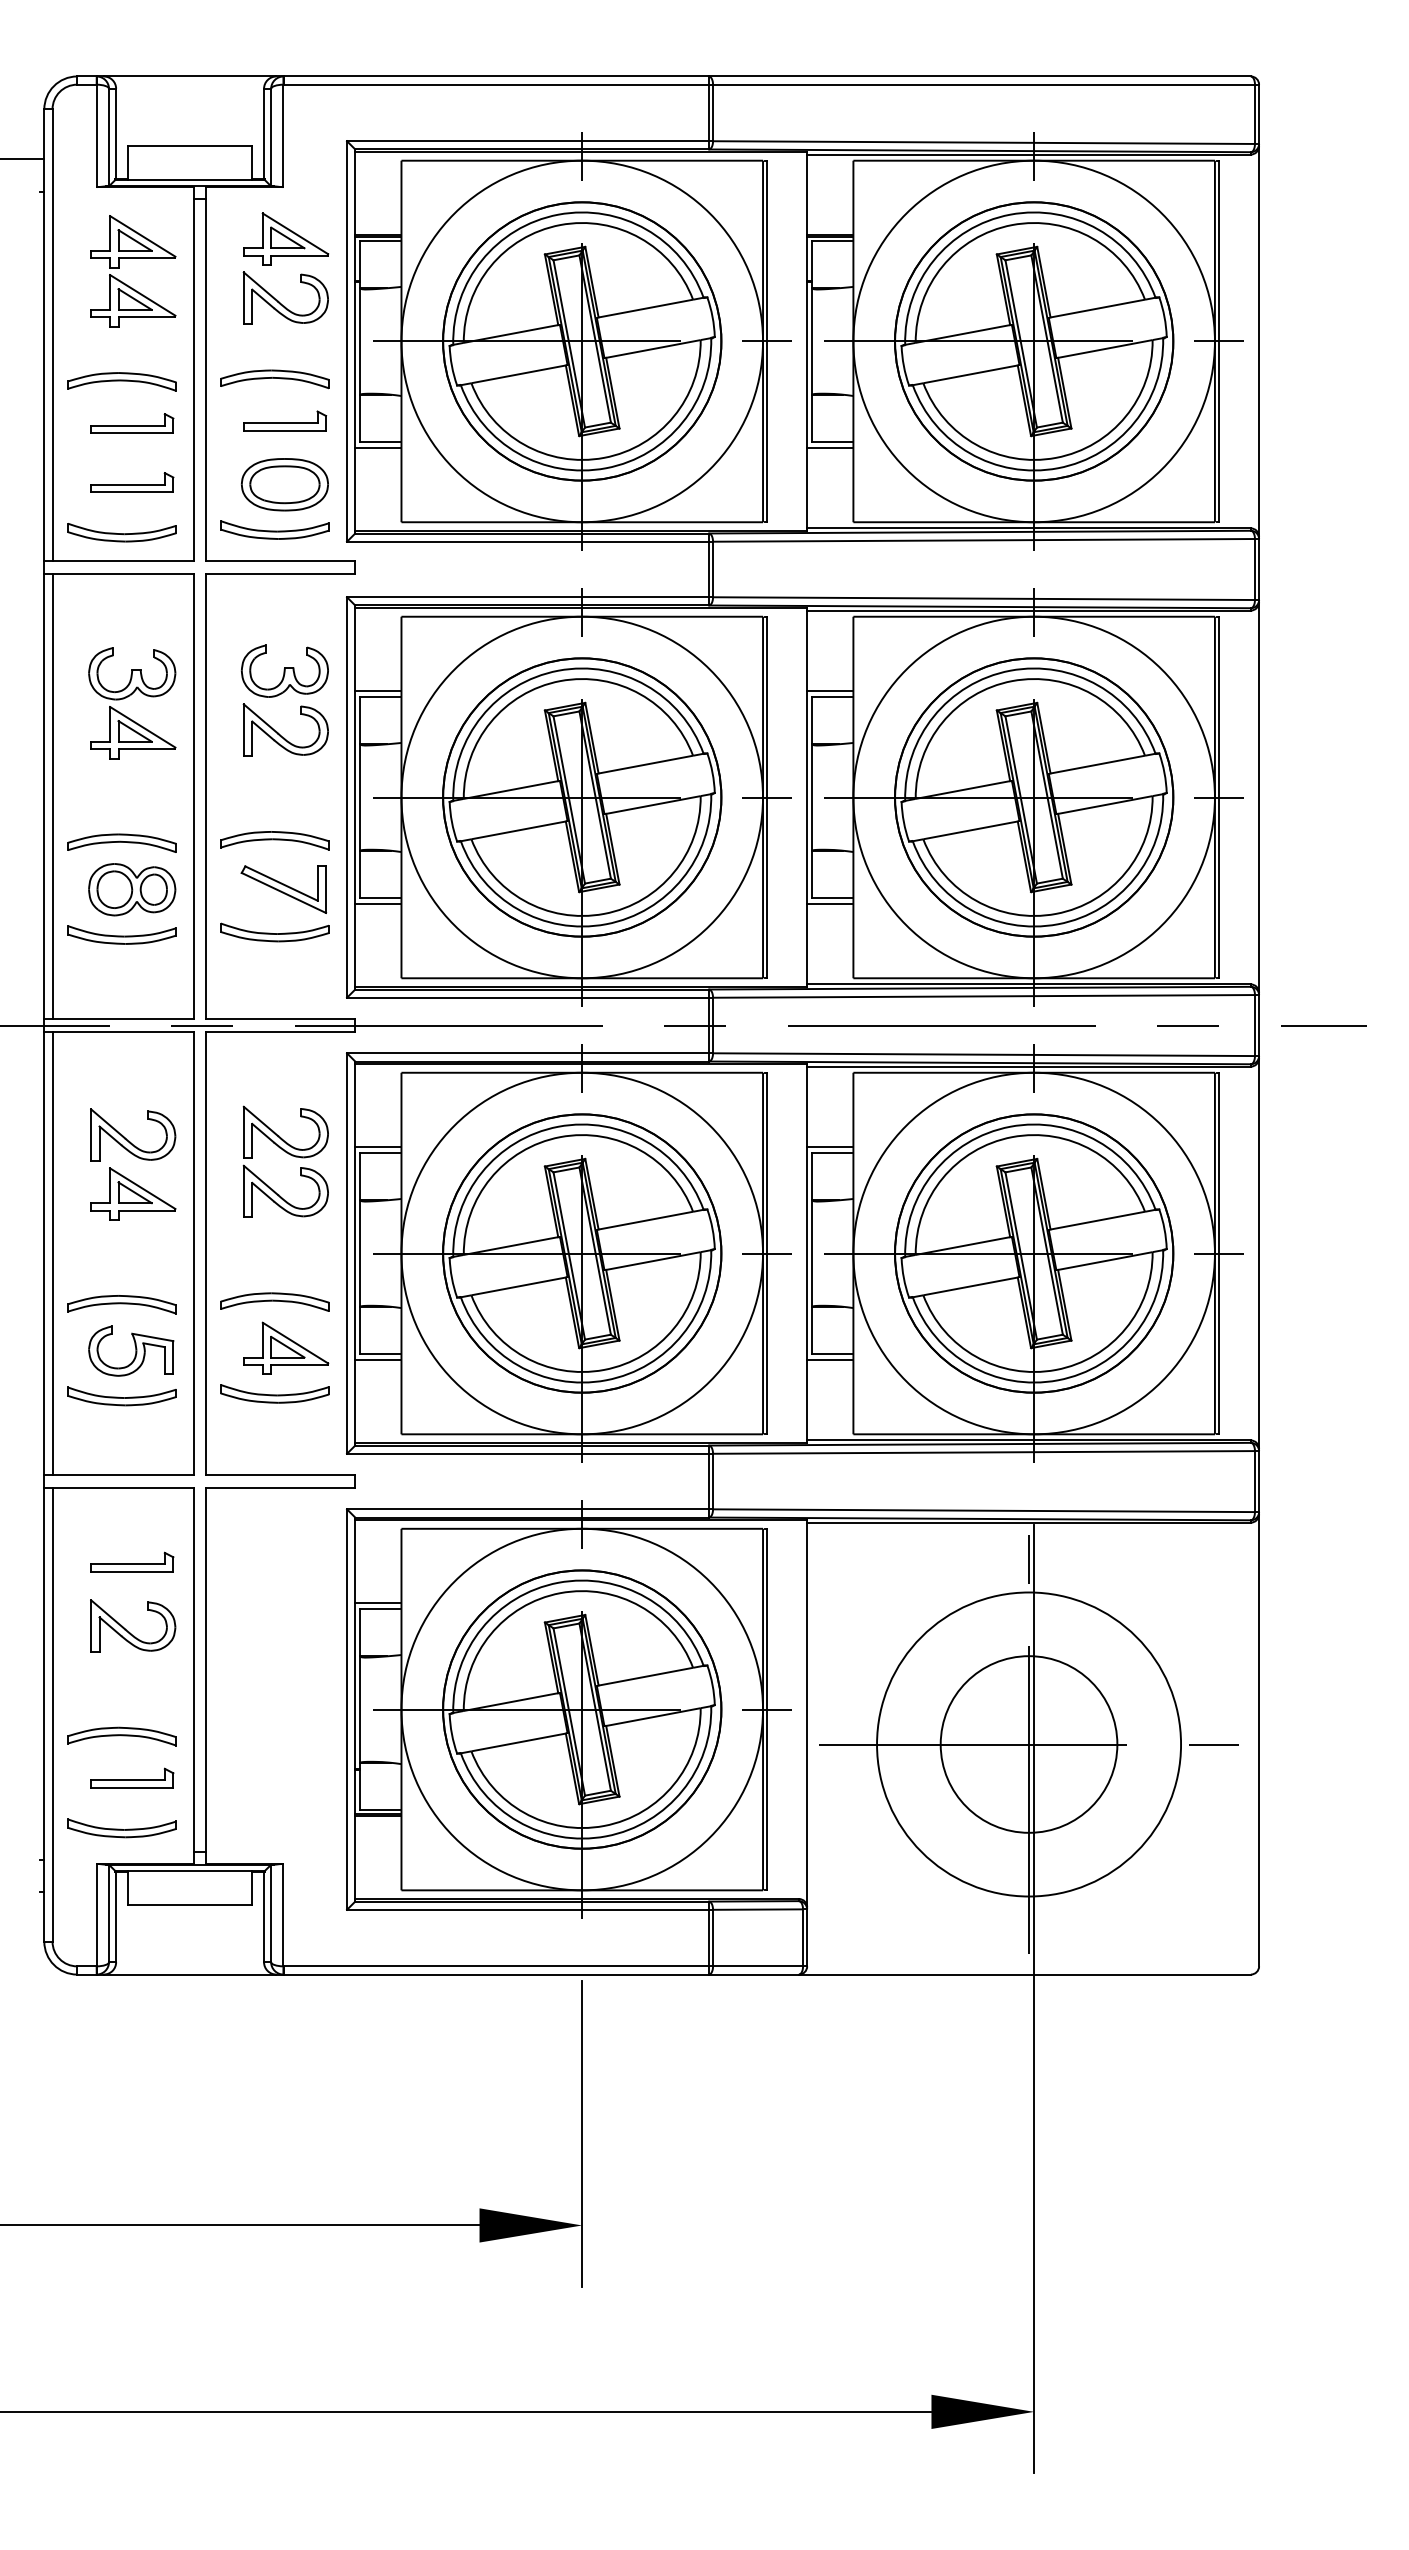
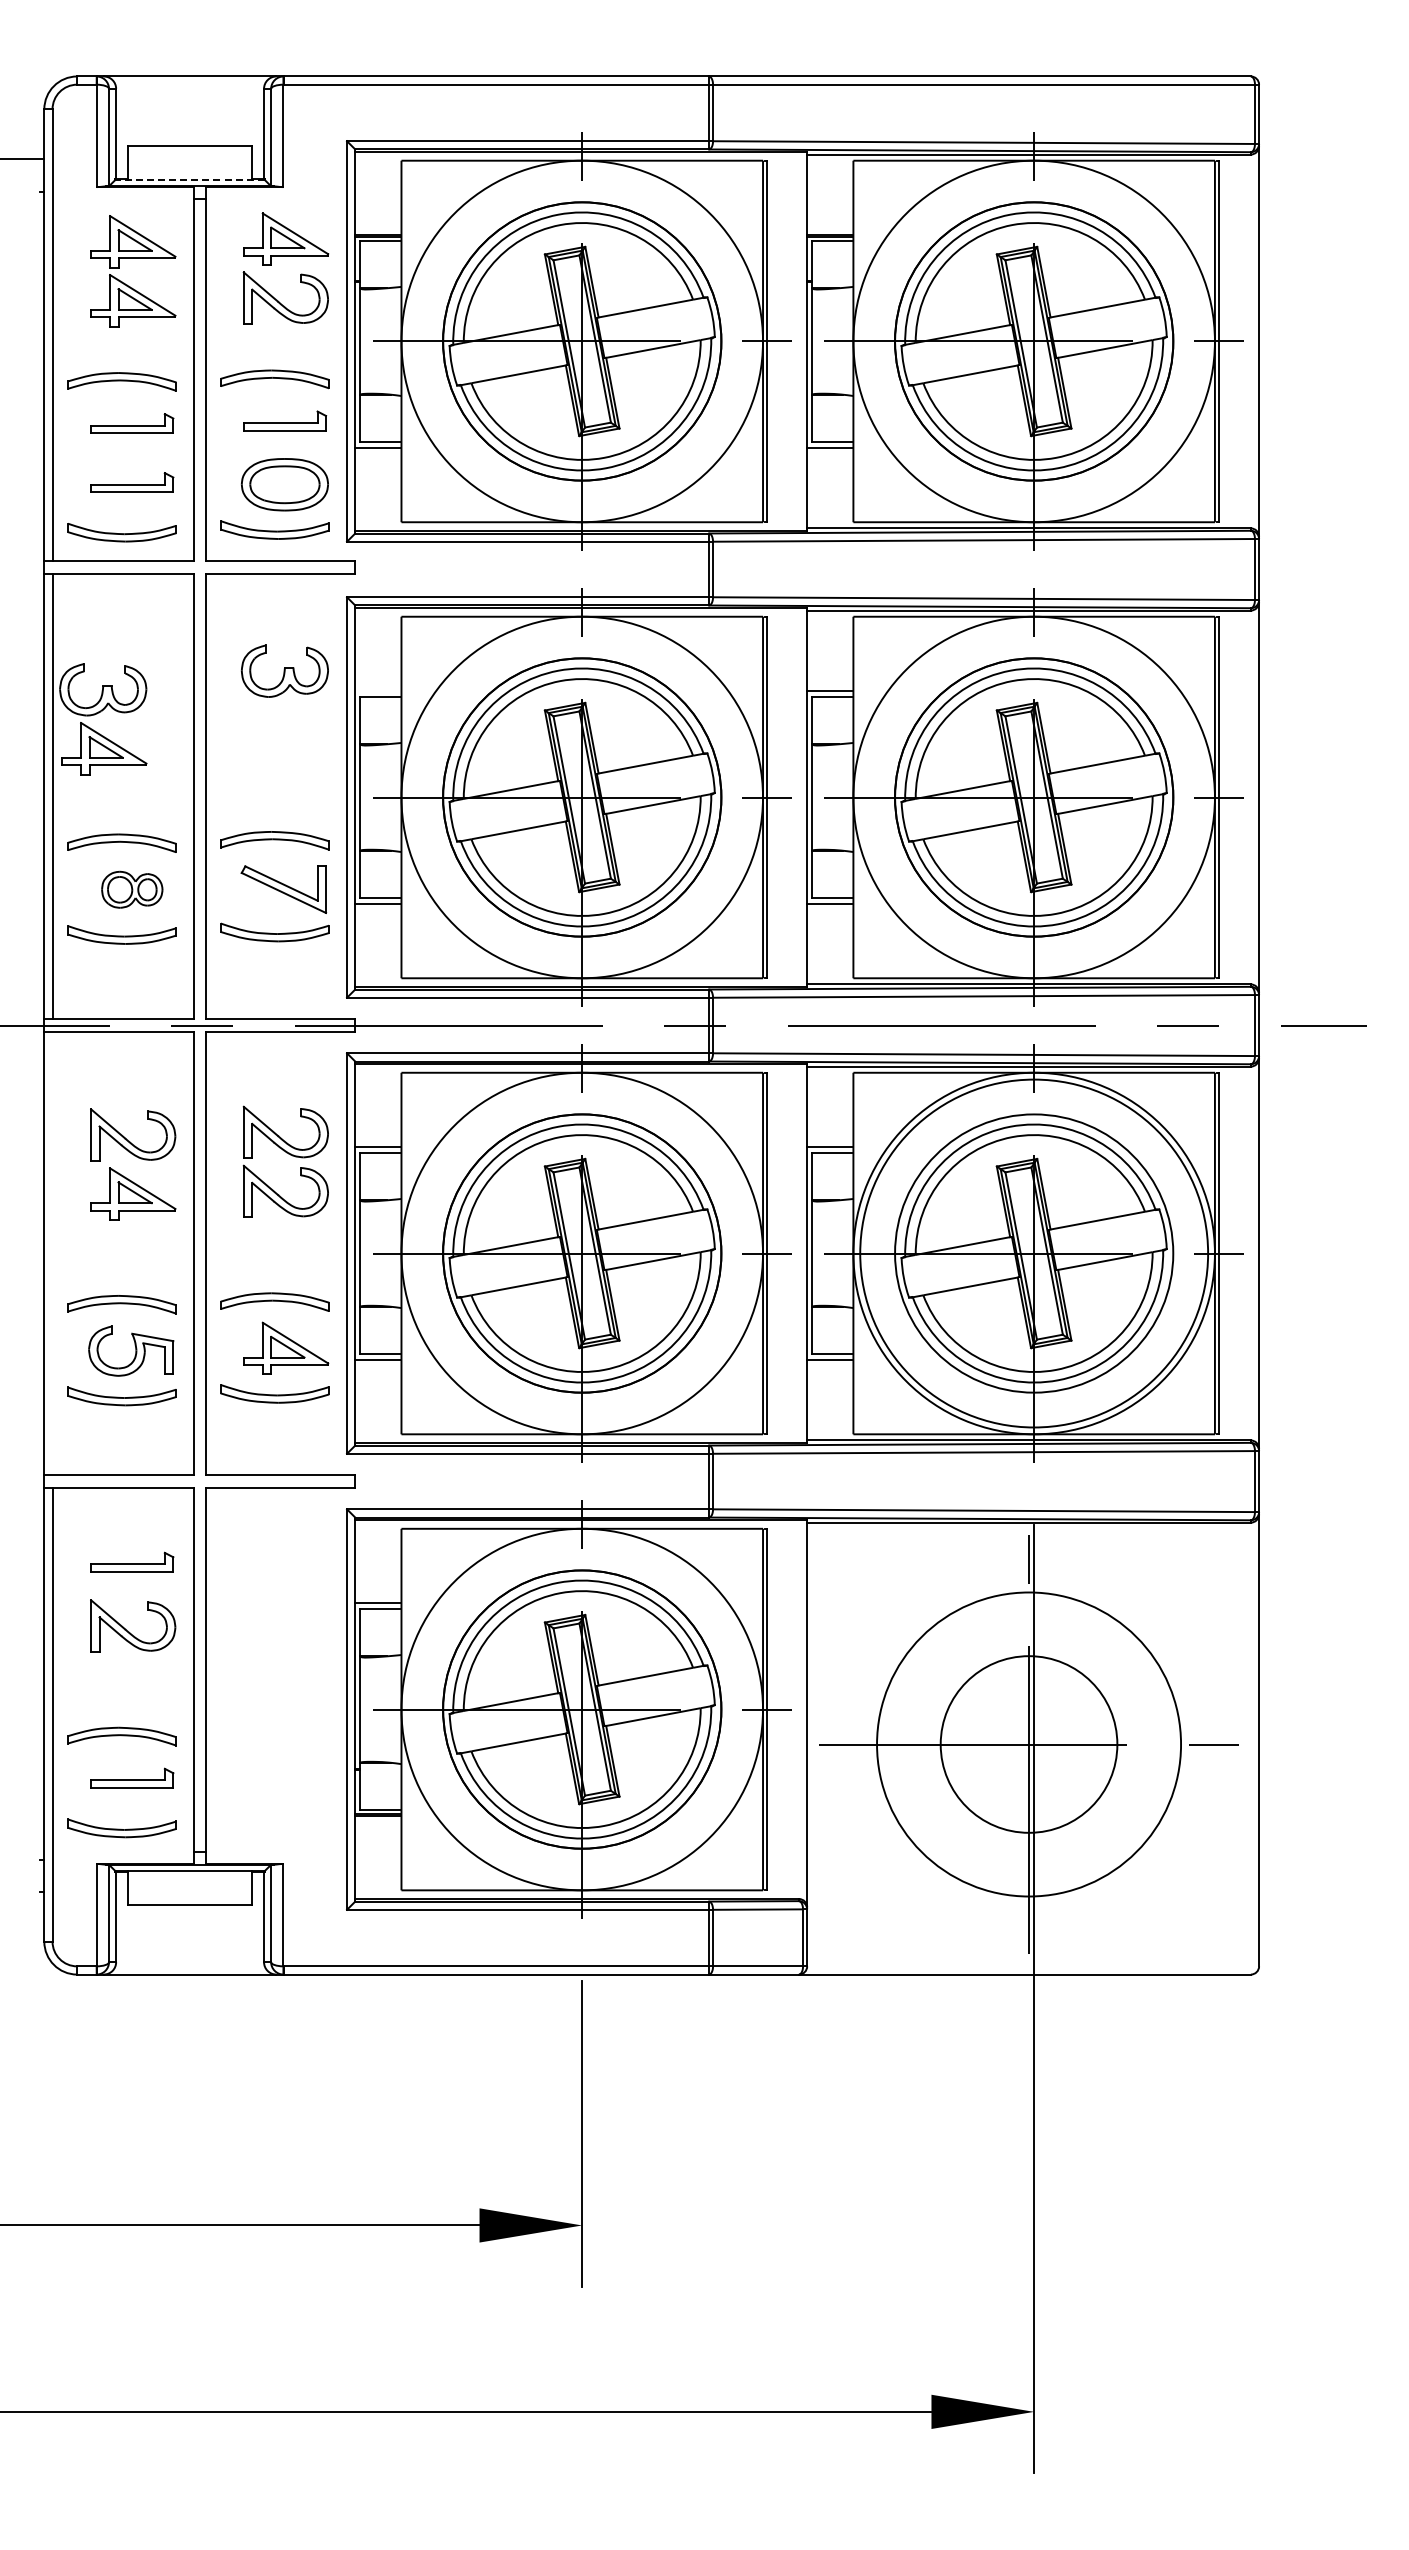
line: solid -> dashed (190, 180)
line: present -> none (378, 690)
part position: (128, 697) -> (99, 713) (99, 713)
part: present -> none (280, 734)
part size: 89x54 px -> 63x39 px (132, 889)
line: present -> none (52, 1253)
circle diameter: 278 px -> 348 px (1034, 1253)
